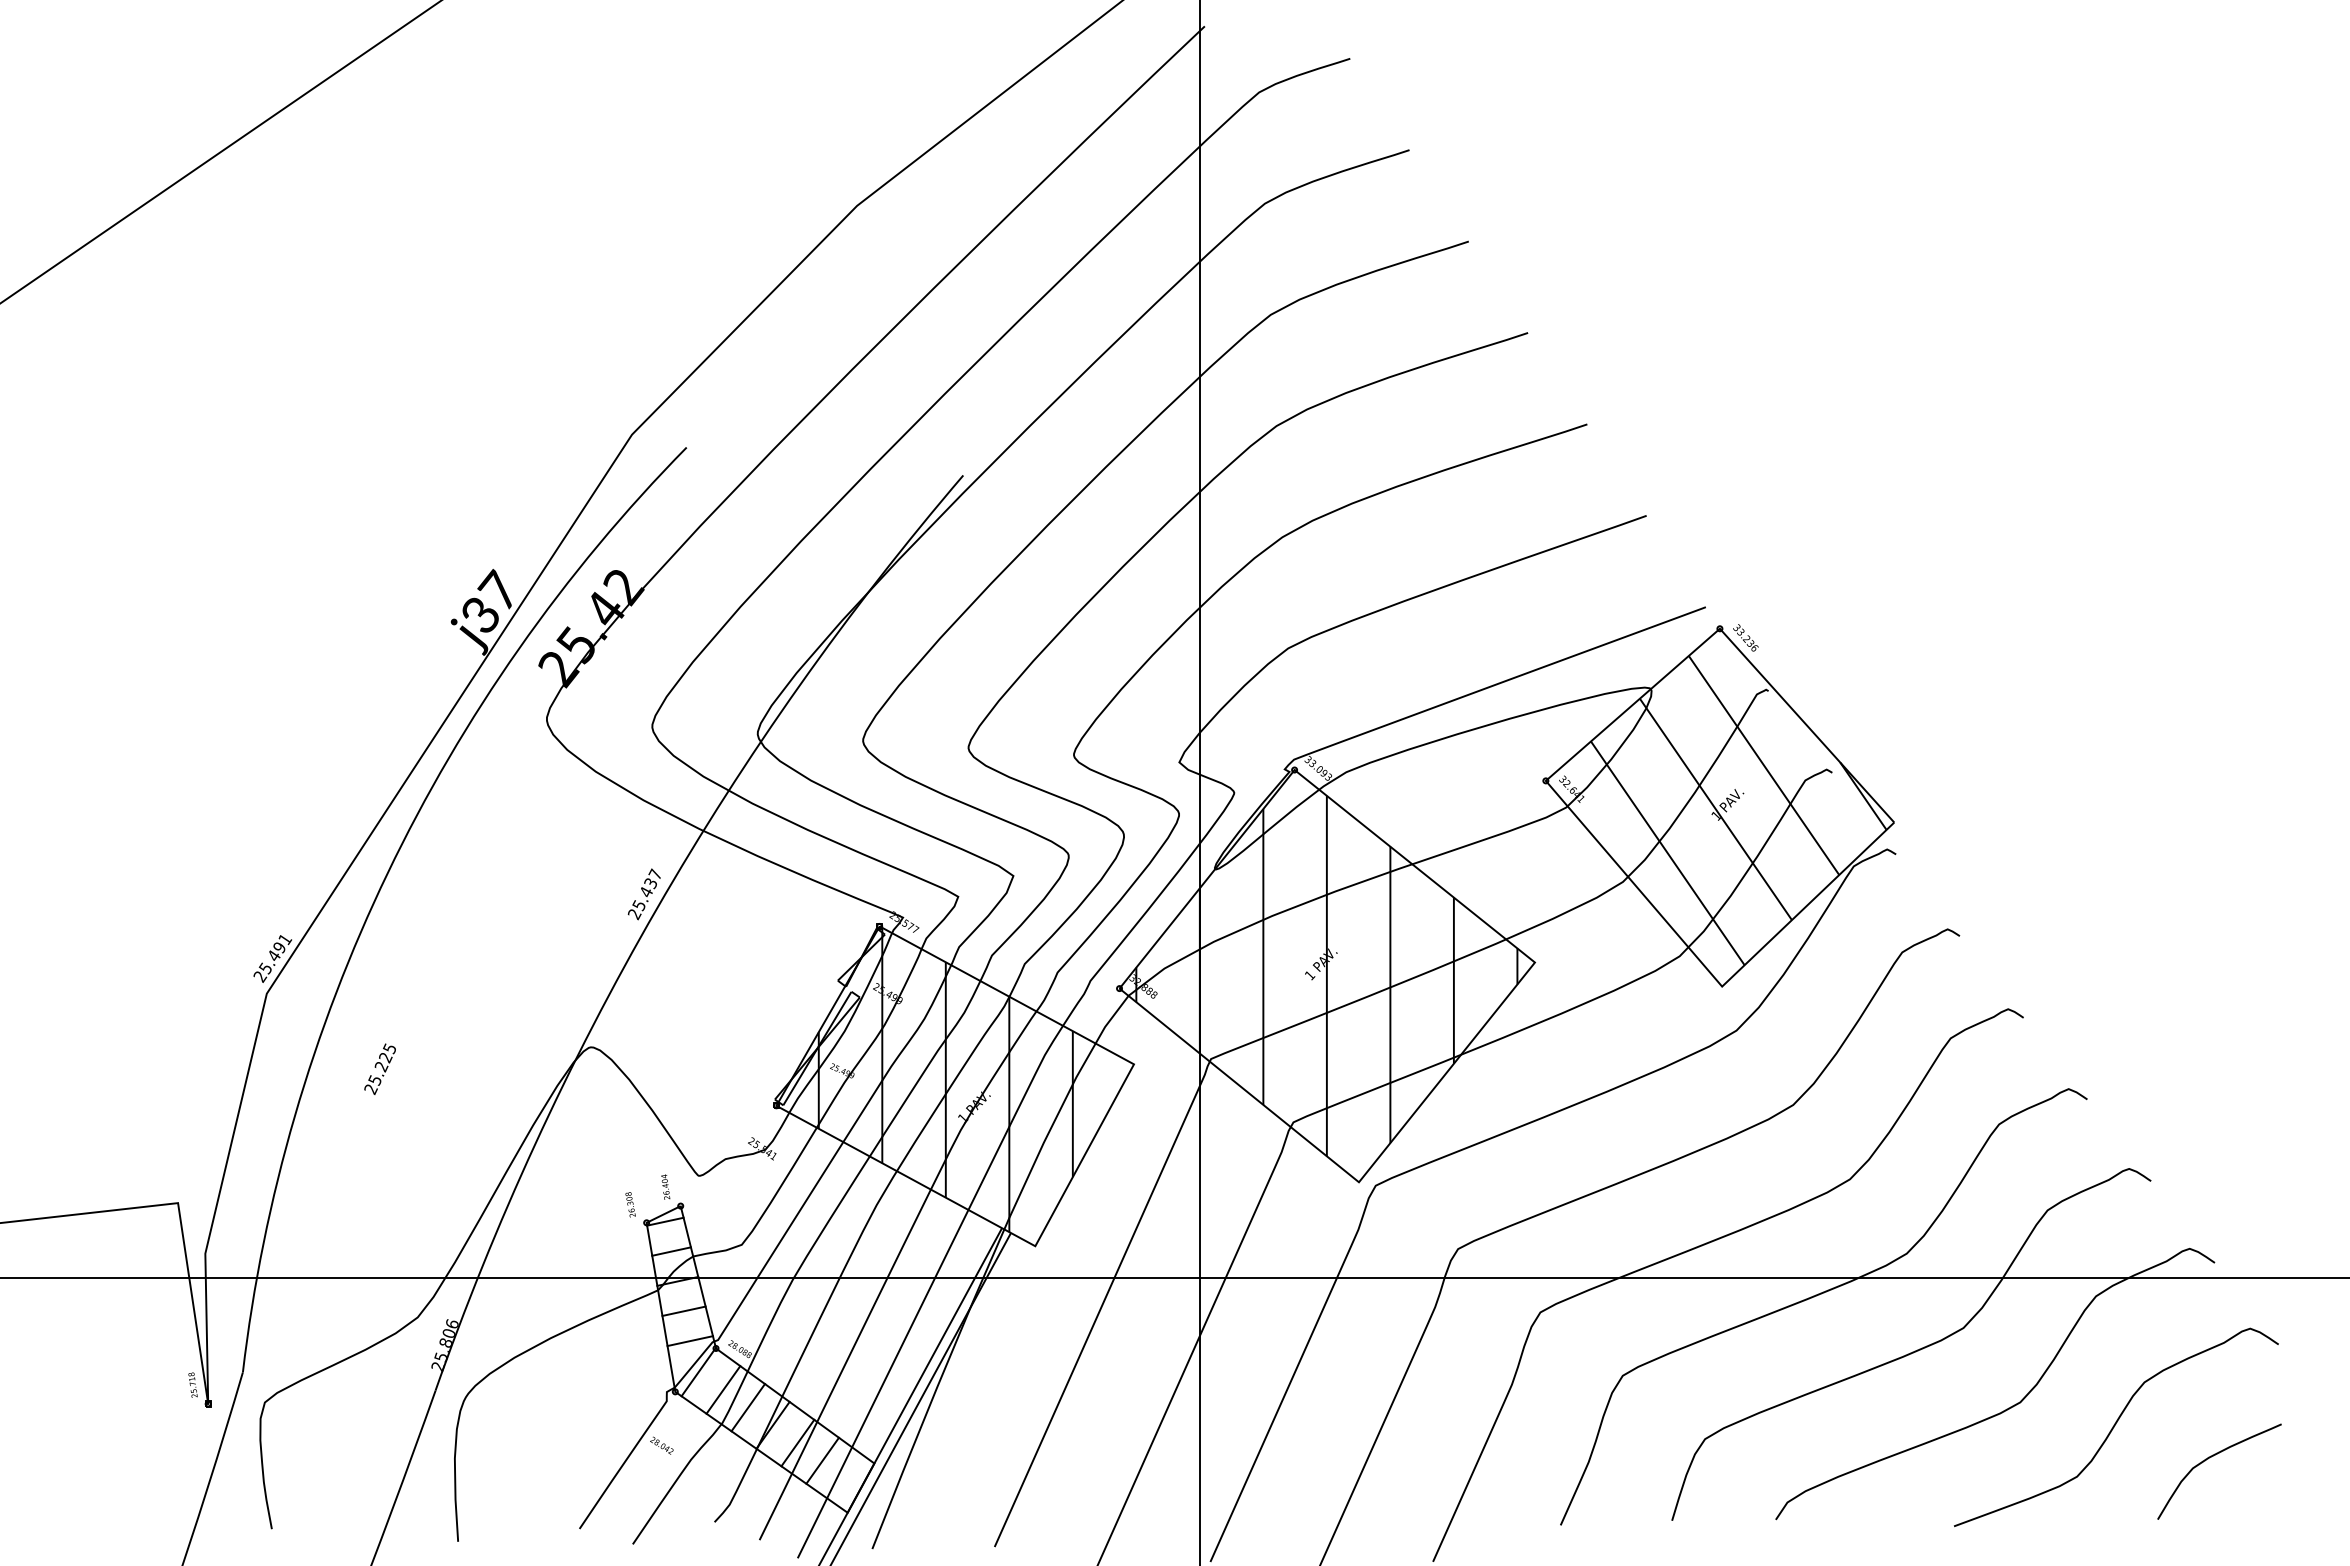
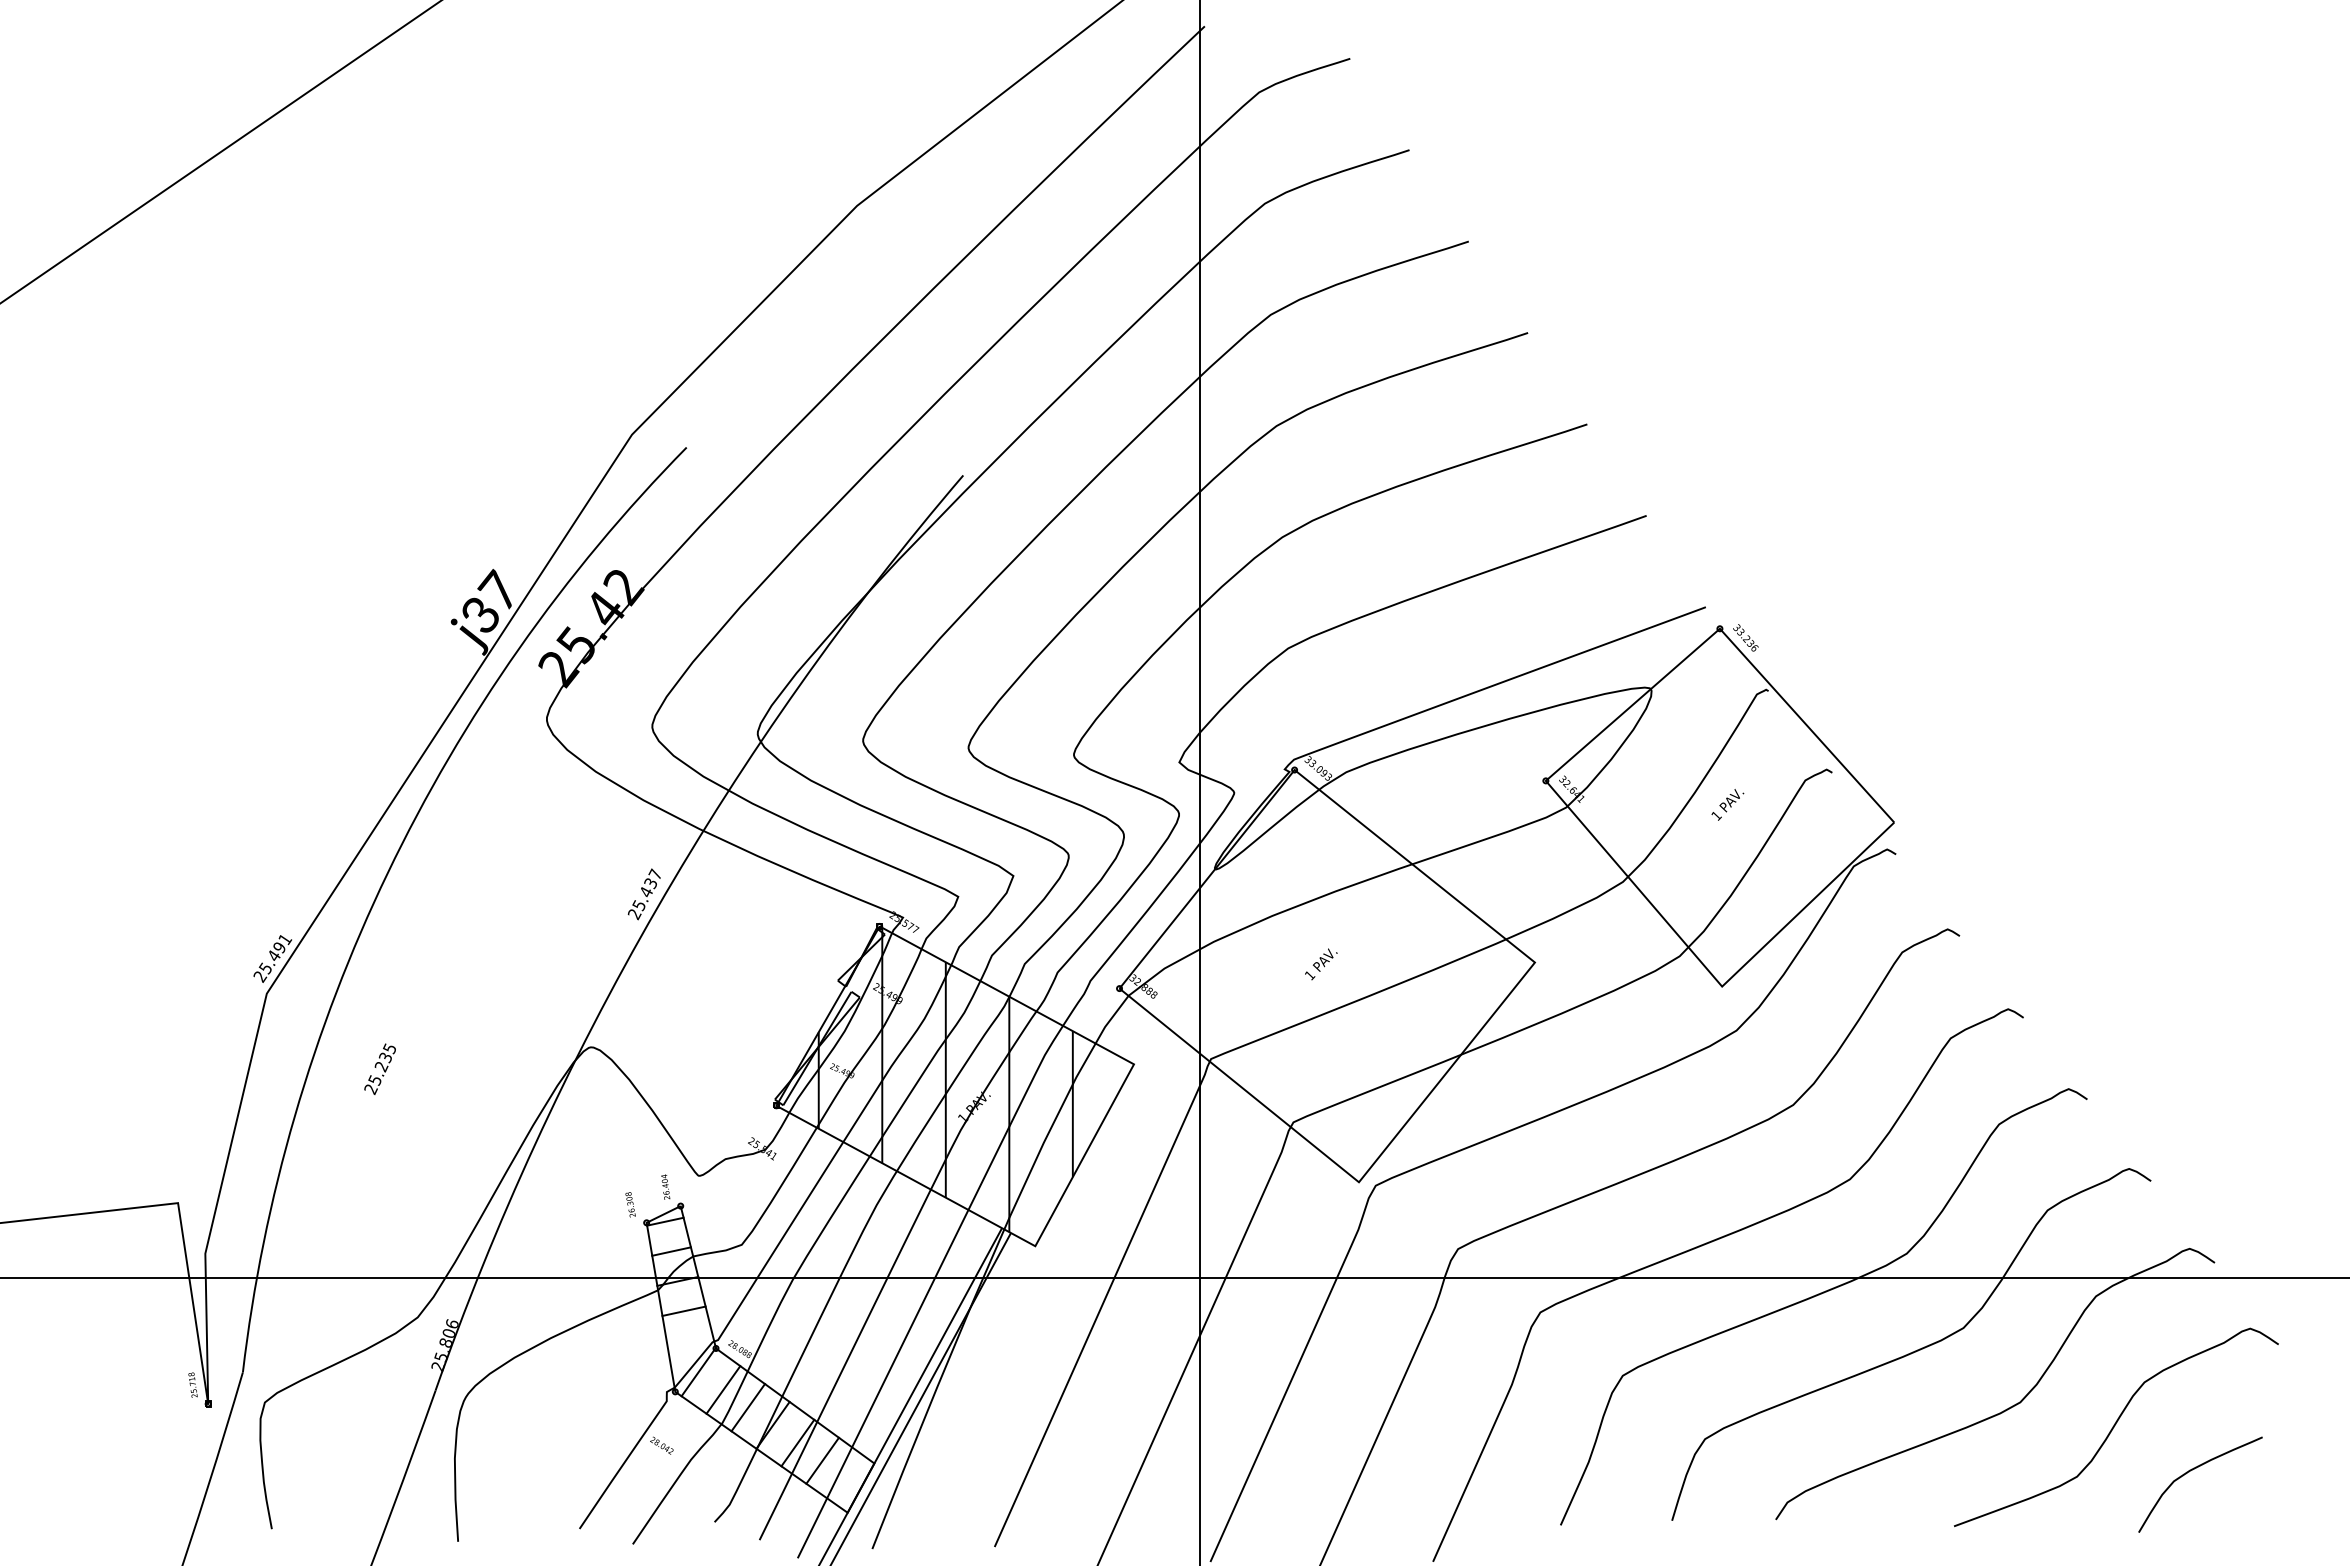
hatch: present -> none (1738, 810)
hatch: present -> none (1326, 975)
text: 25.225 -> 25.235 (385, 1057)
line: present -> none (689, 1341)
curve position: (2211, 1457) -> (2192, 1470) (2192, 1470)
